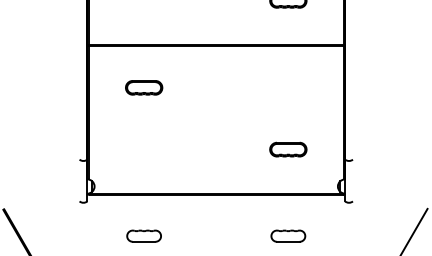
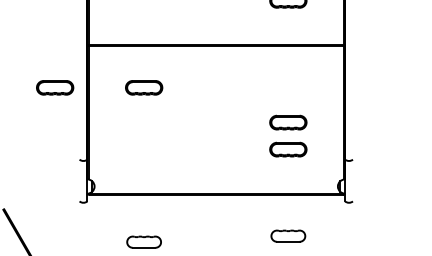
part: none -> present (55, 87)
part: none -> present (288, 122)
line: present -> none (414, 230)
part position: (143, 235) -> (143, 241) (143, 241)
